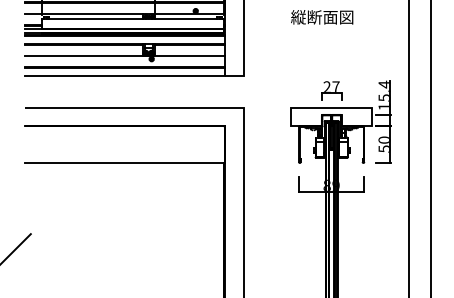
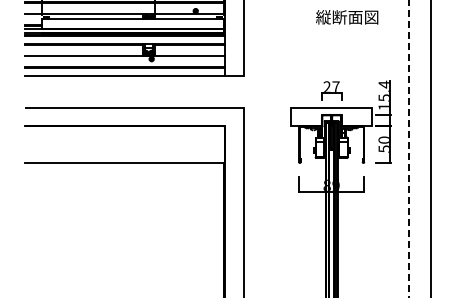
text position: (322, 17) -> (347, 17) (347, 17)
line: solid -> dashed (408, 148)
line: present -> none (16, 248)
